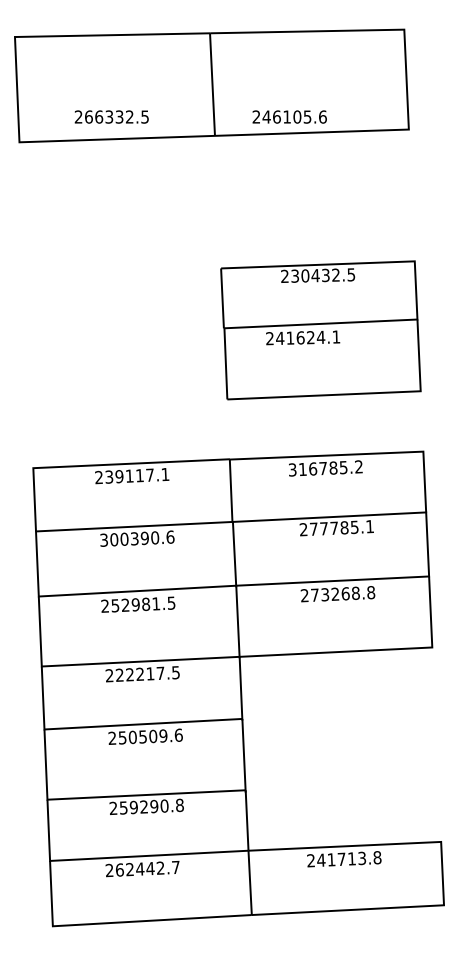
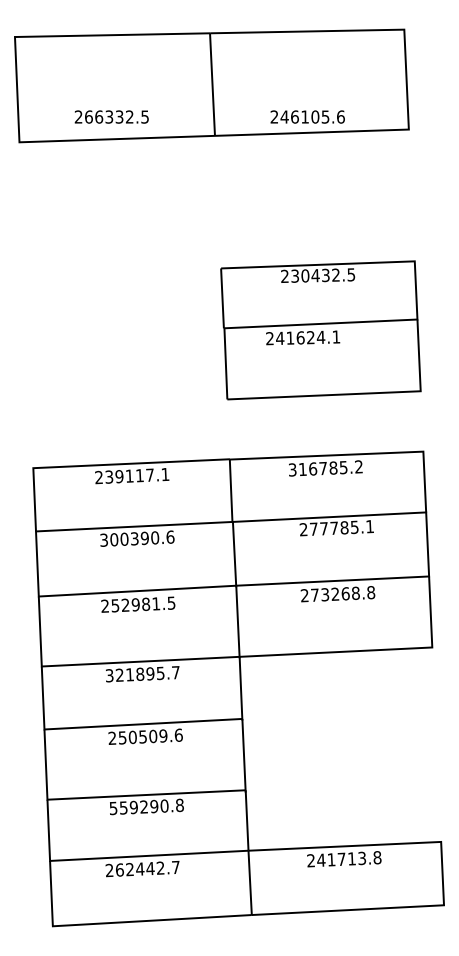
text position: (289, 116) -> (307, 116) (307, 116)
text: 222217.5 -> 321895.7 (142, 674)
text: 259290.8 -> 559290.8 (113, 808)
